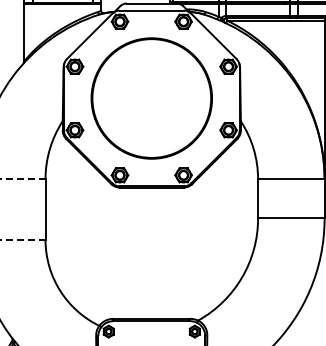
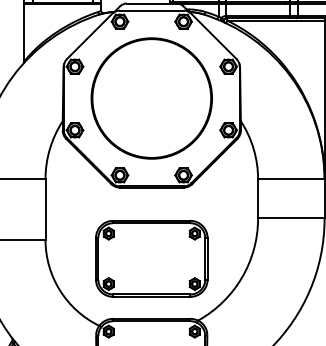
line: dashed -> solid (22, 179)
line: dashed -> solid (22, 239)
part: none -> present (151, 258)
